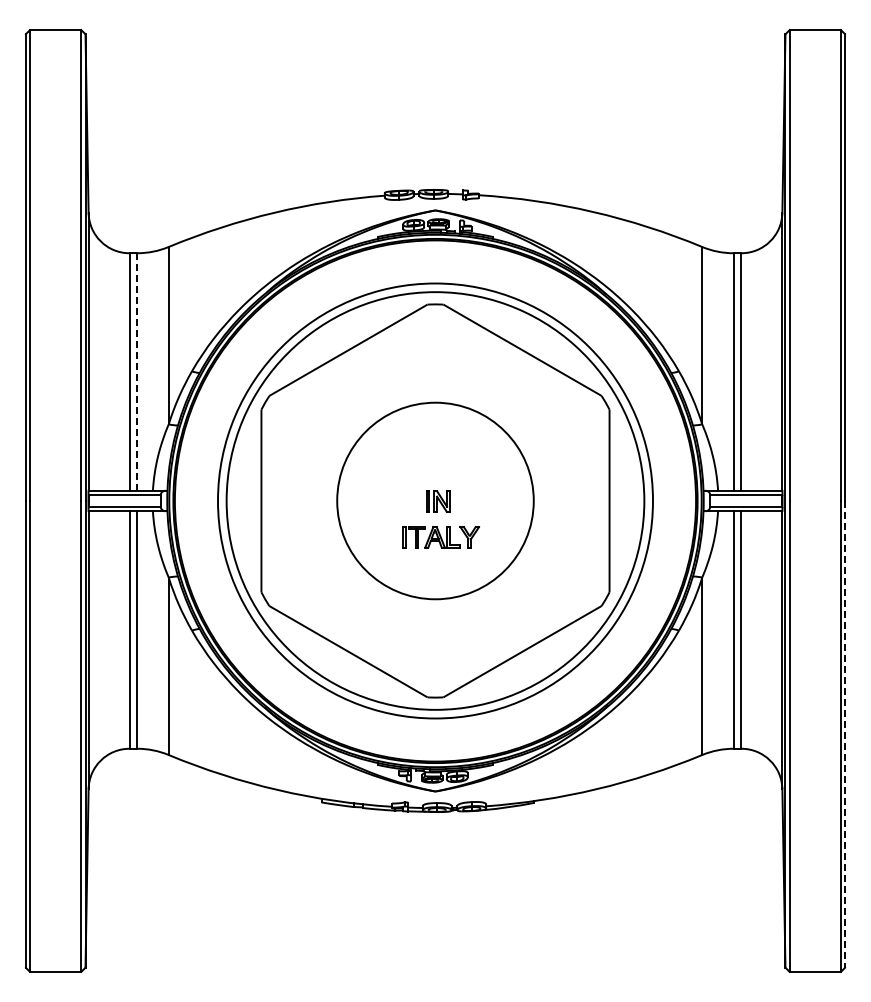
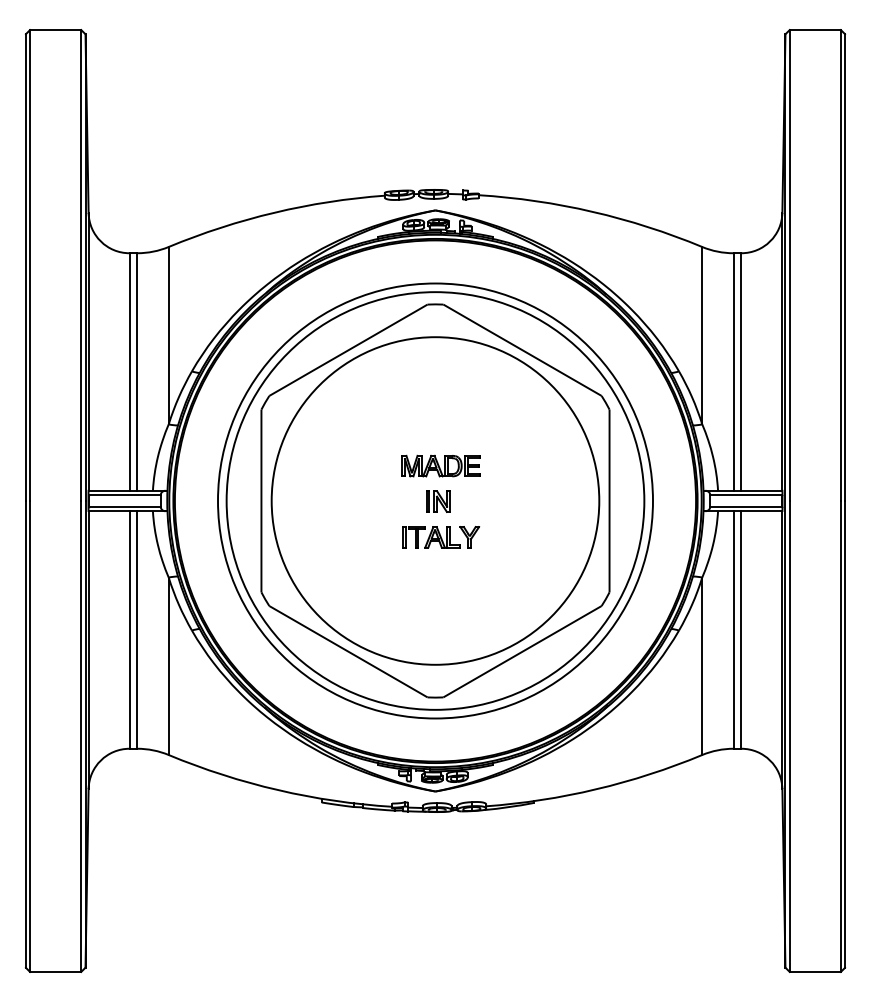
line: dashed -> solid (137, 372)
part: none -> present (440, 465)
circle diameter: 197 px -> 328 px (435, 500)
line: dashed -> solid (845, 734)
